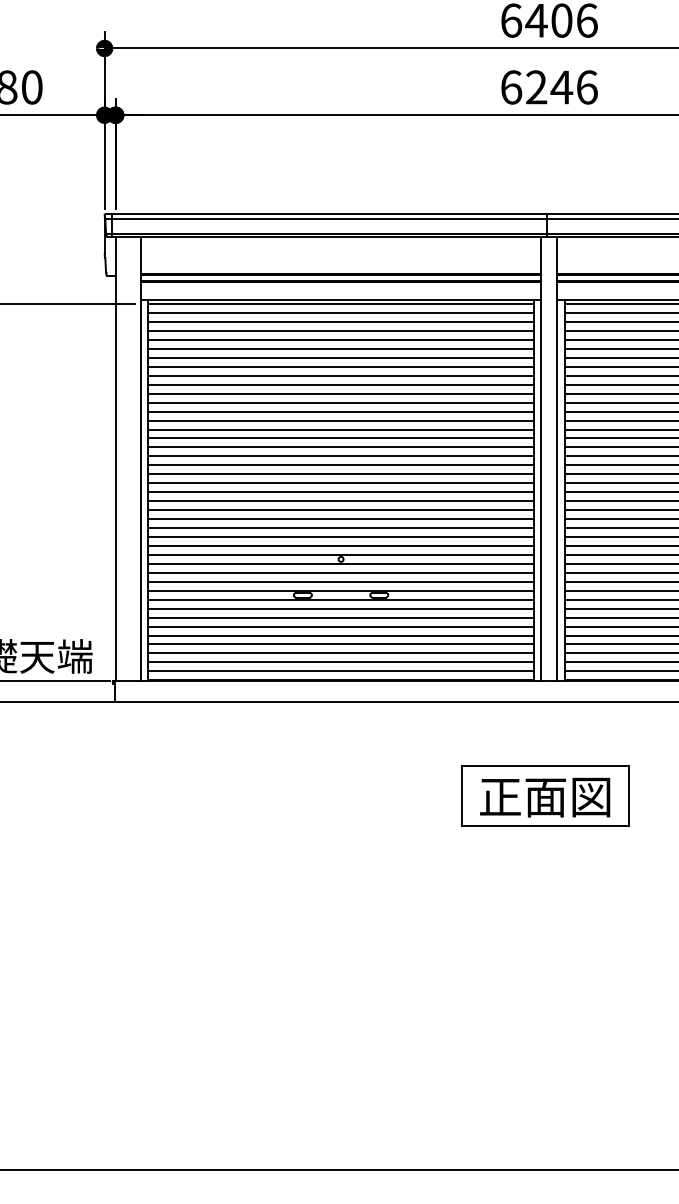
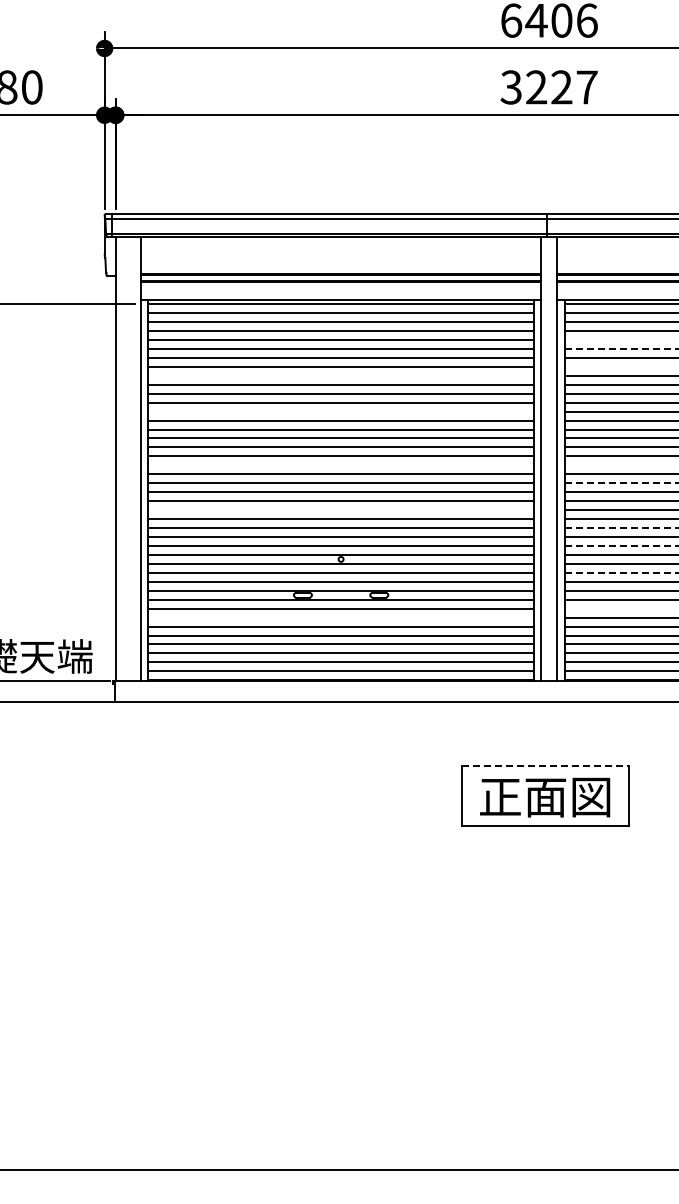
text: 6246 -> 3227 (548, 87)
line: present -> none (619, 339)
line: solid -> dashed (621, 348)
line: present -> none (619, 366)
line: present -> none (341, 375)
line: present -> none (341, 411)
line: present -> none (341, 465)
line: present -> none (619, 465)
line: solid -> dashed (621, 483)
line: present -> none (341, 510)
line: solid -> dashed (621, 528)
line: solid -> dashed (621, 545)
line: solid -> dashed (621, 572)
line: present -> none (619, 608)
line: present -> none (341, 617)
line: solid -> dashed (546, 765)
